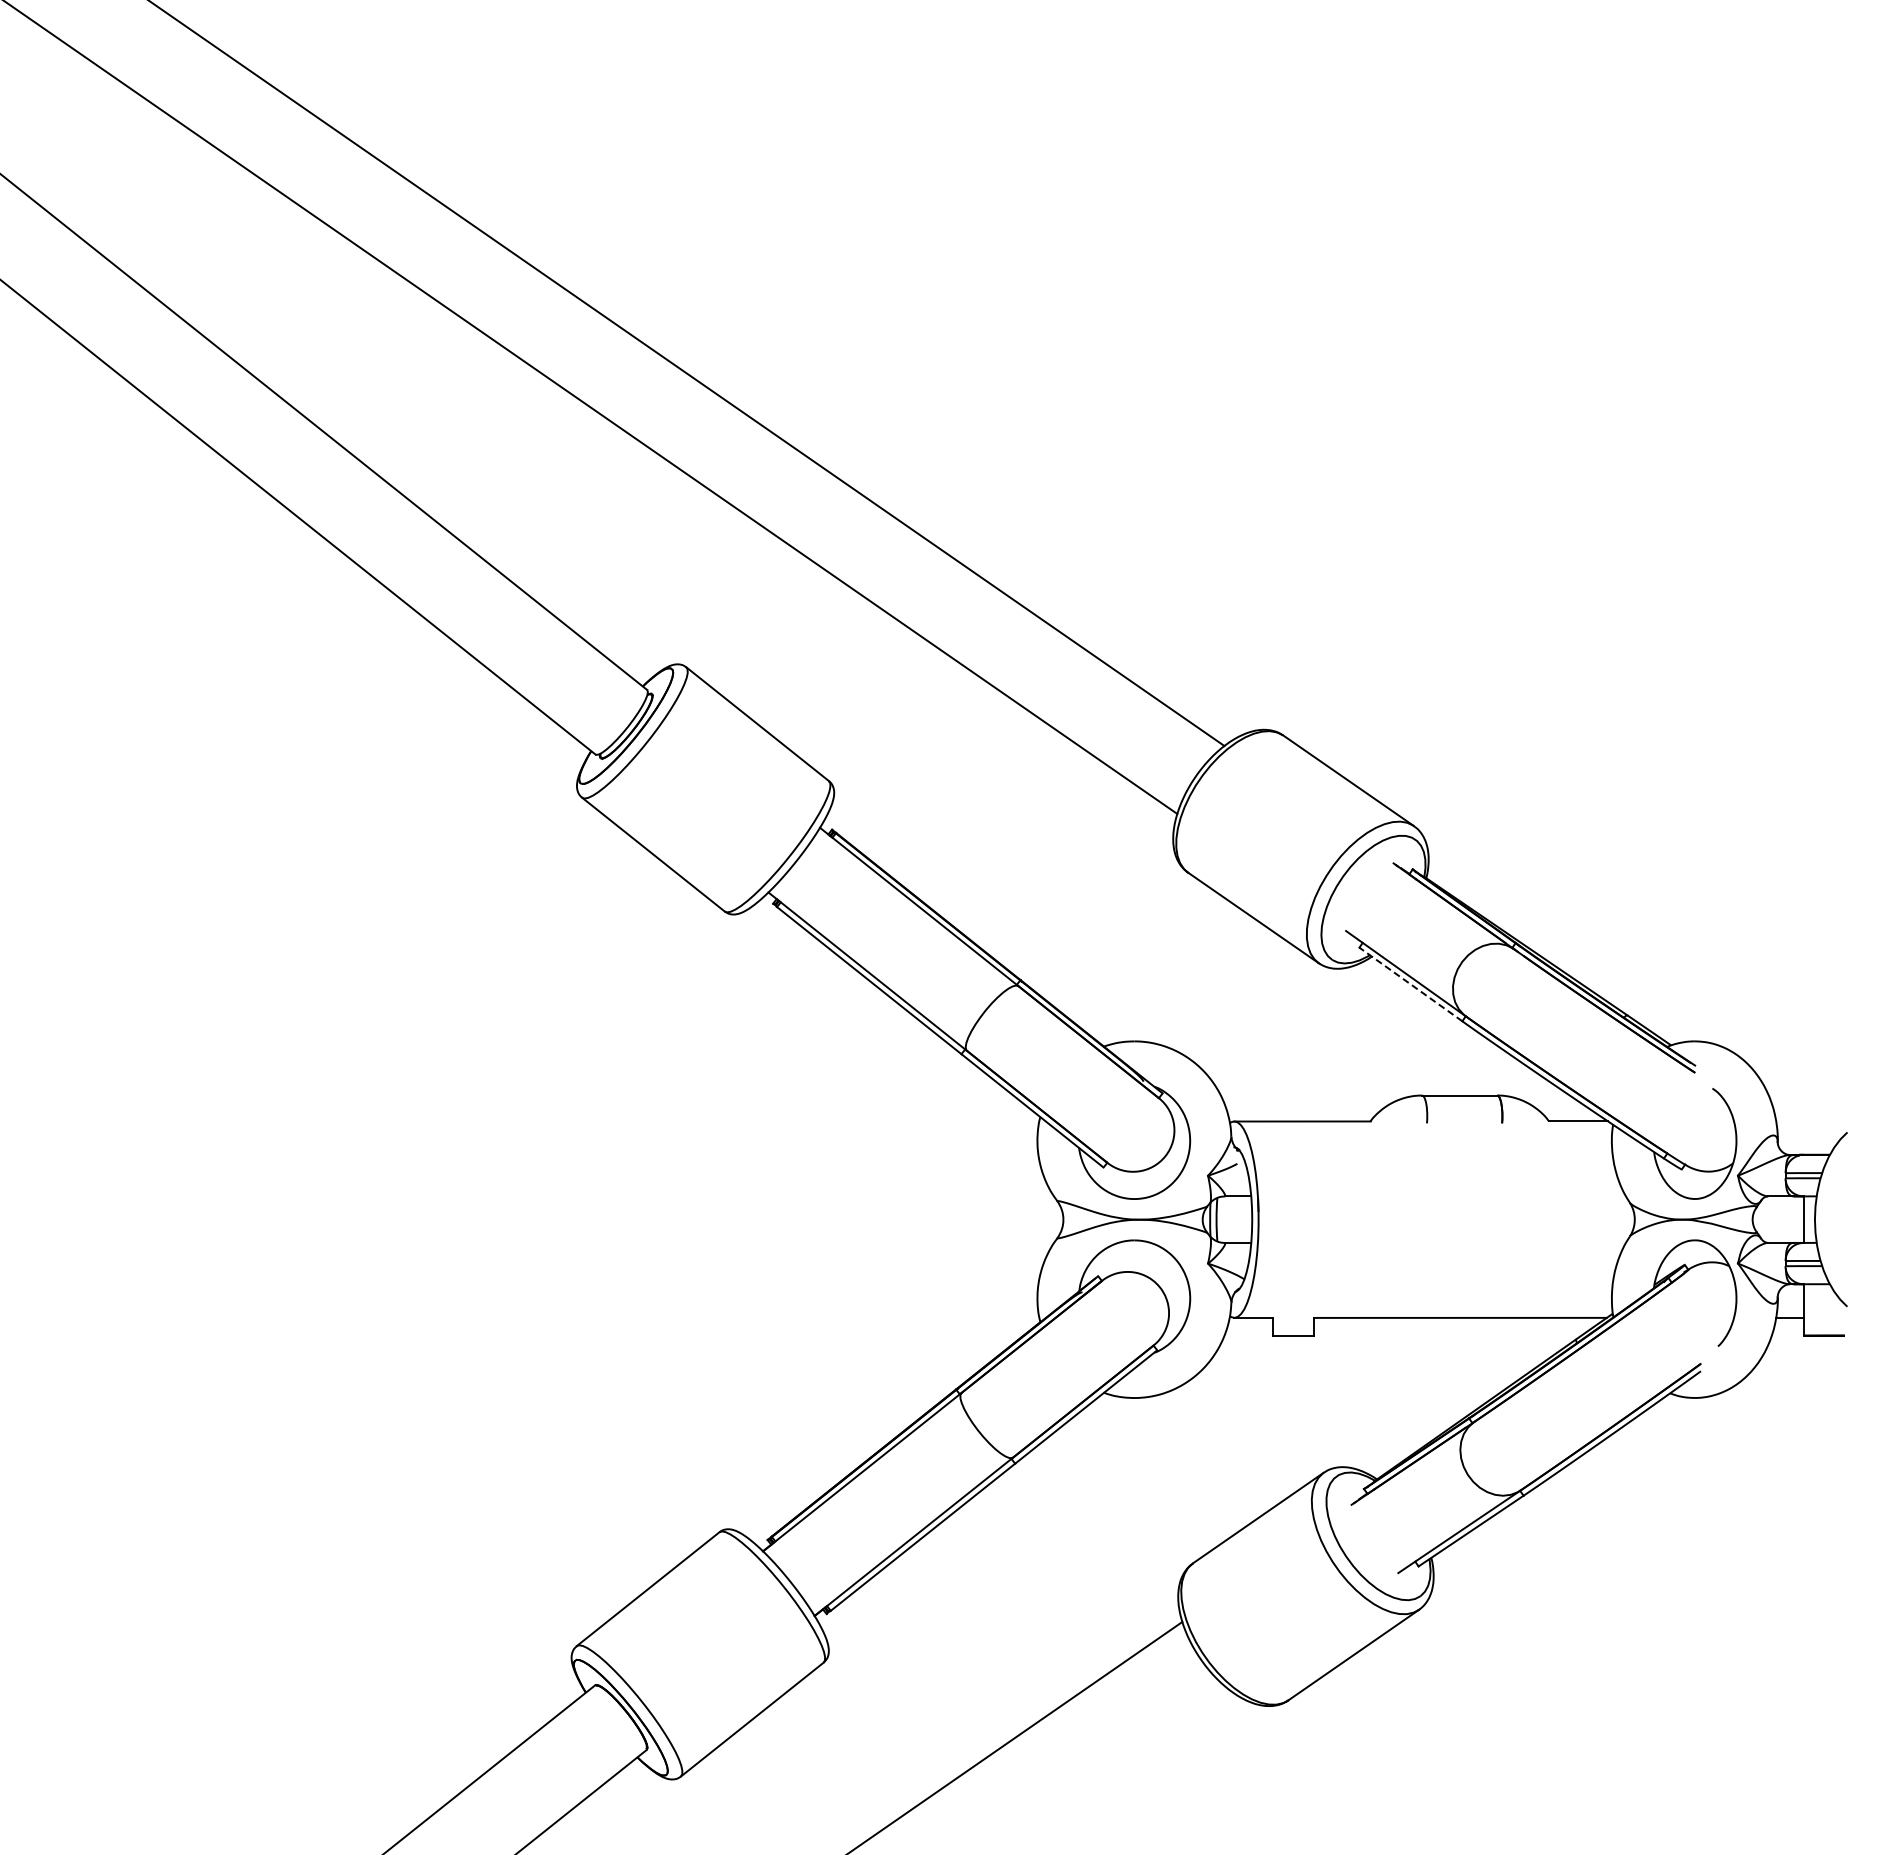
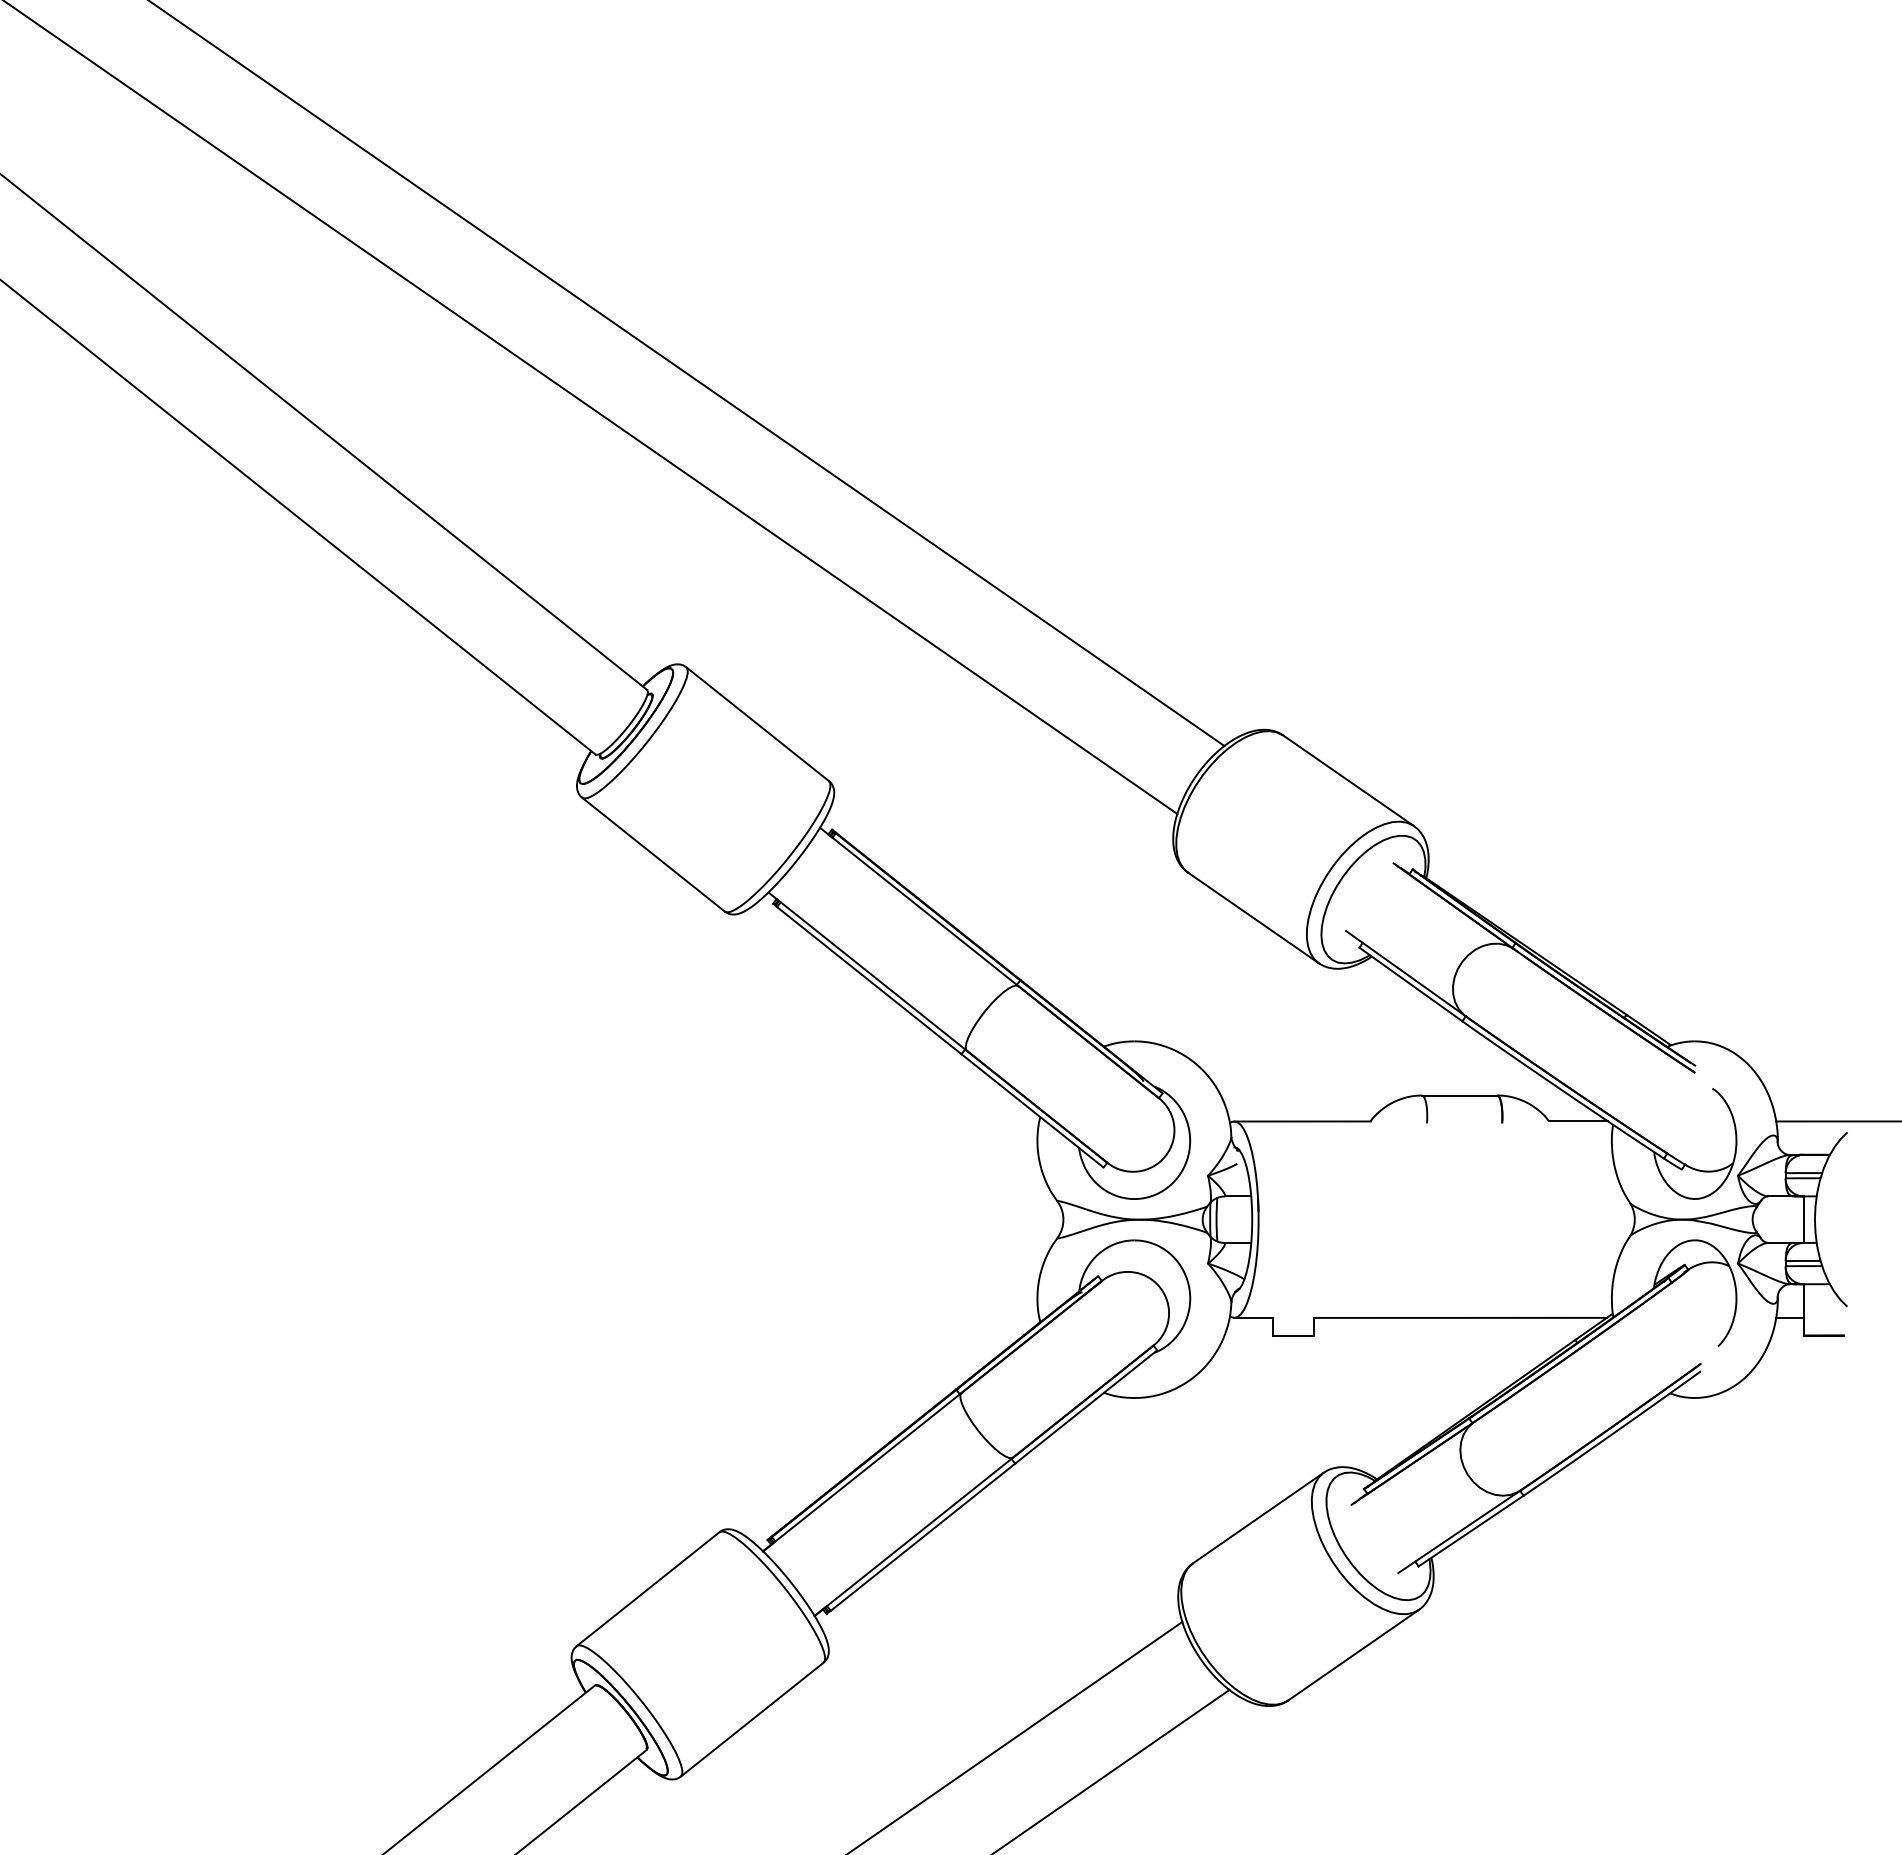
line: dashed -> solid (1410, 984)
line: none -> present (1837, 1121)
line: none -> present (1112, 1770)
